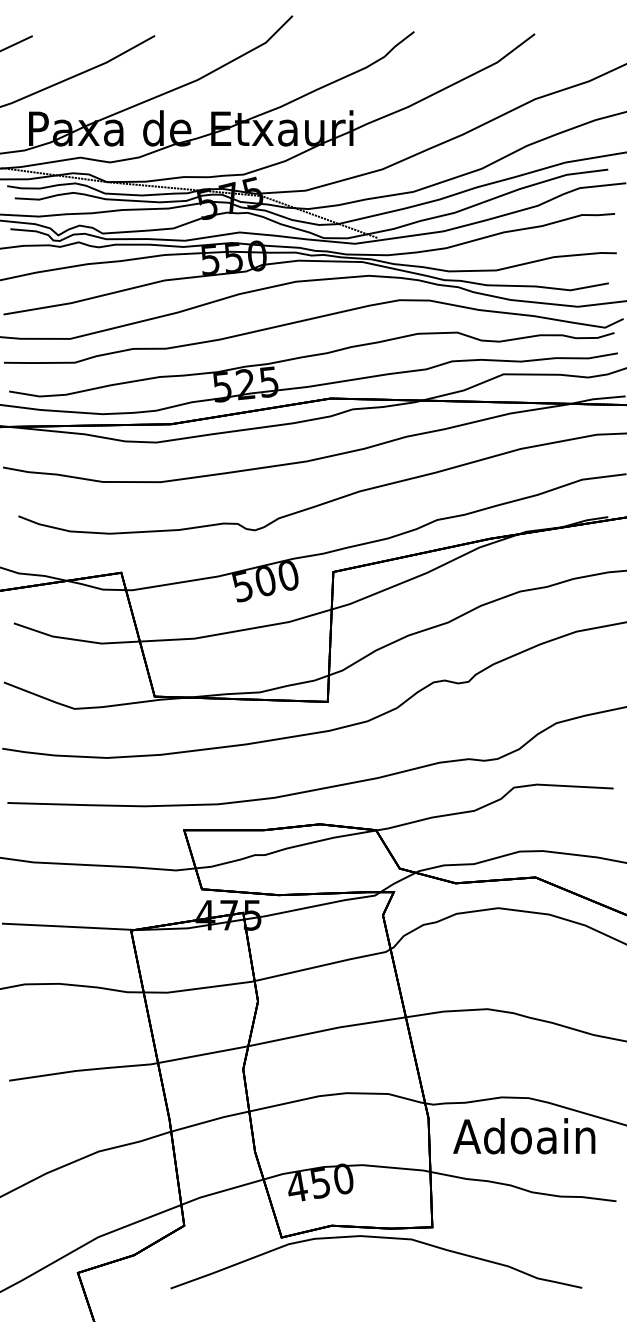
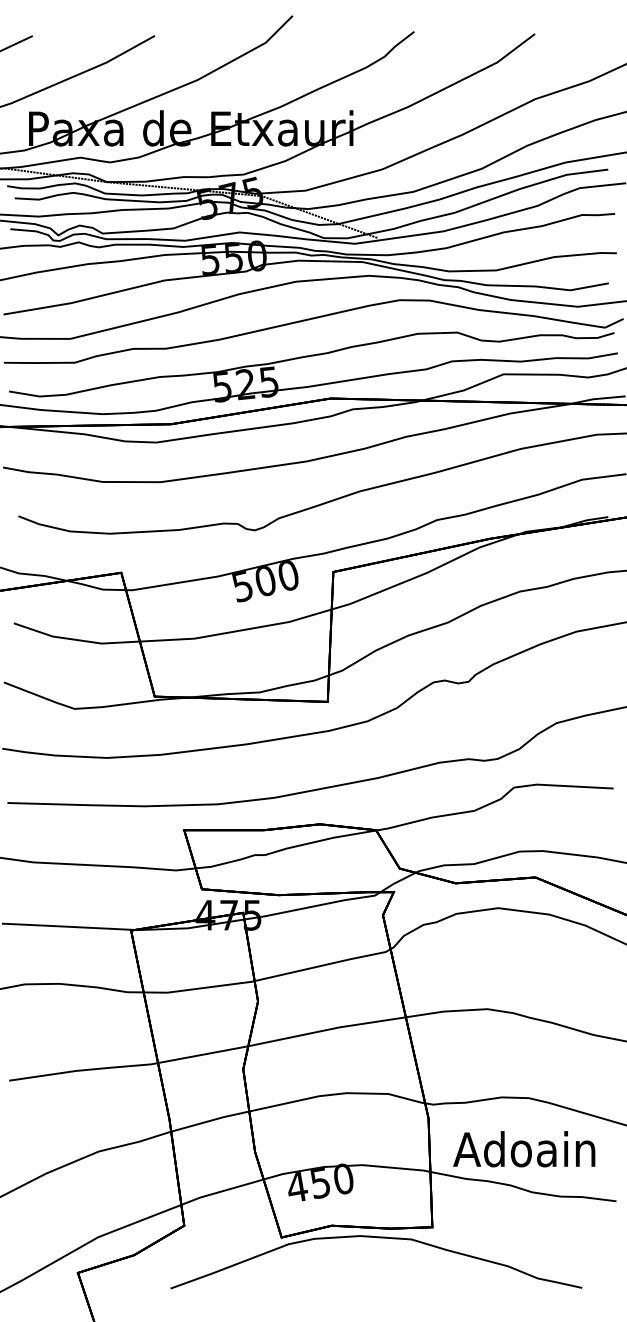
text position: (524, 1136) -> (524, 1149) (524, 1149)
